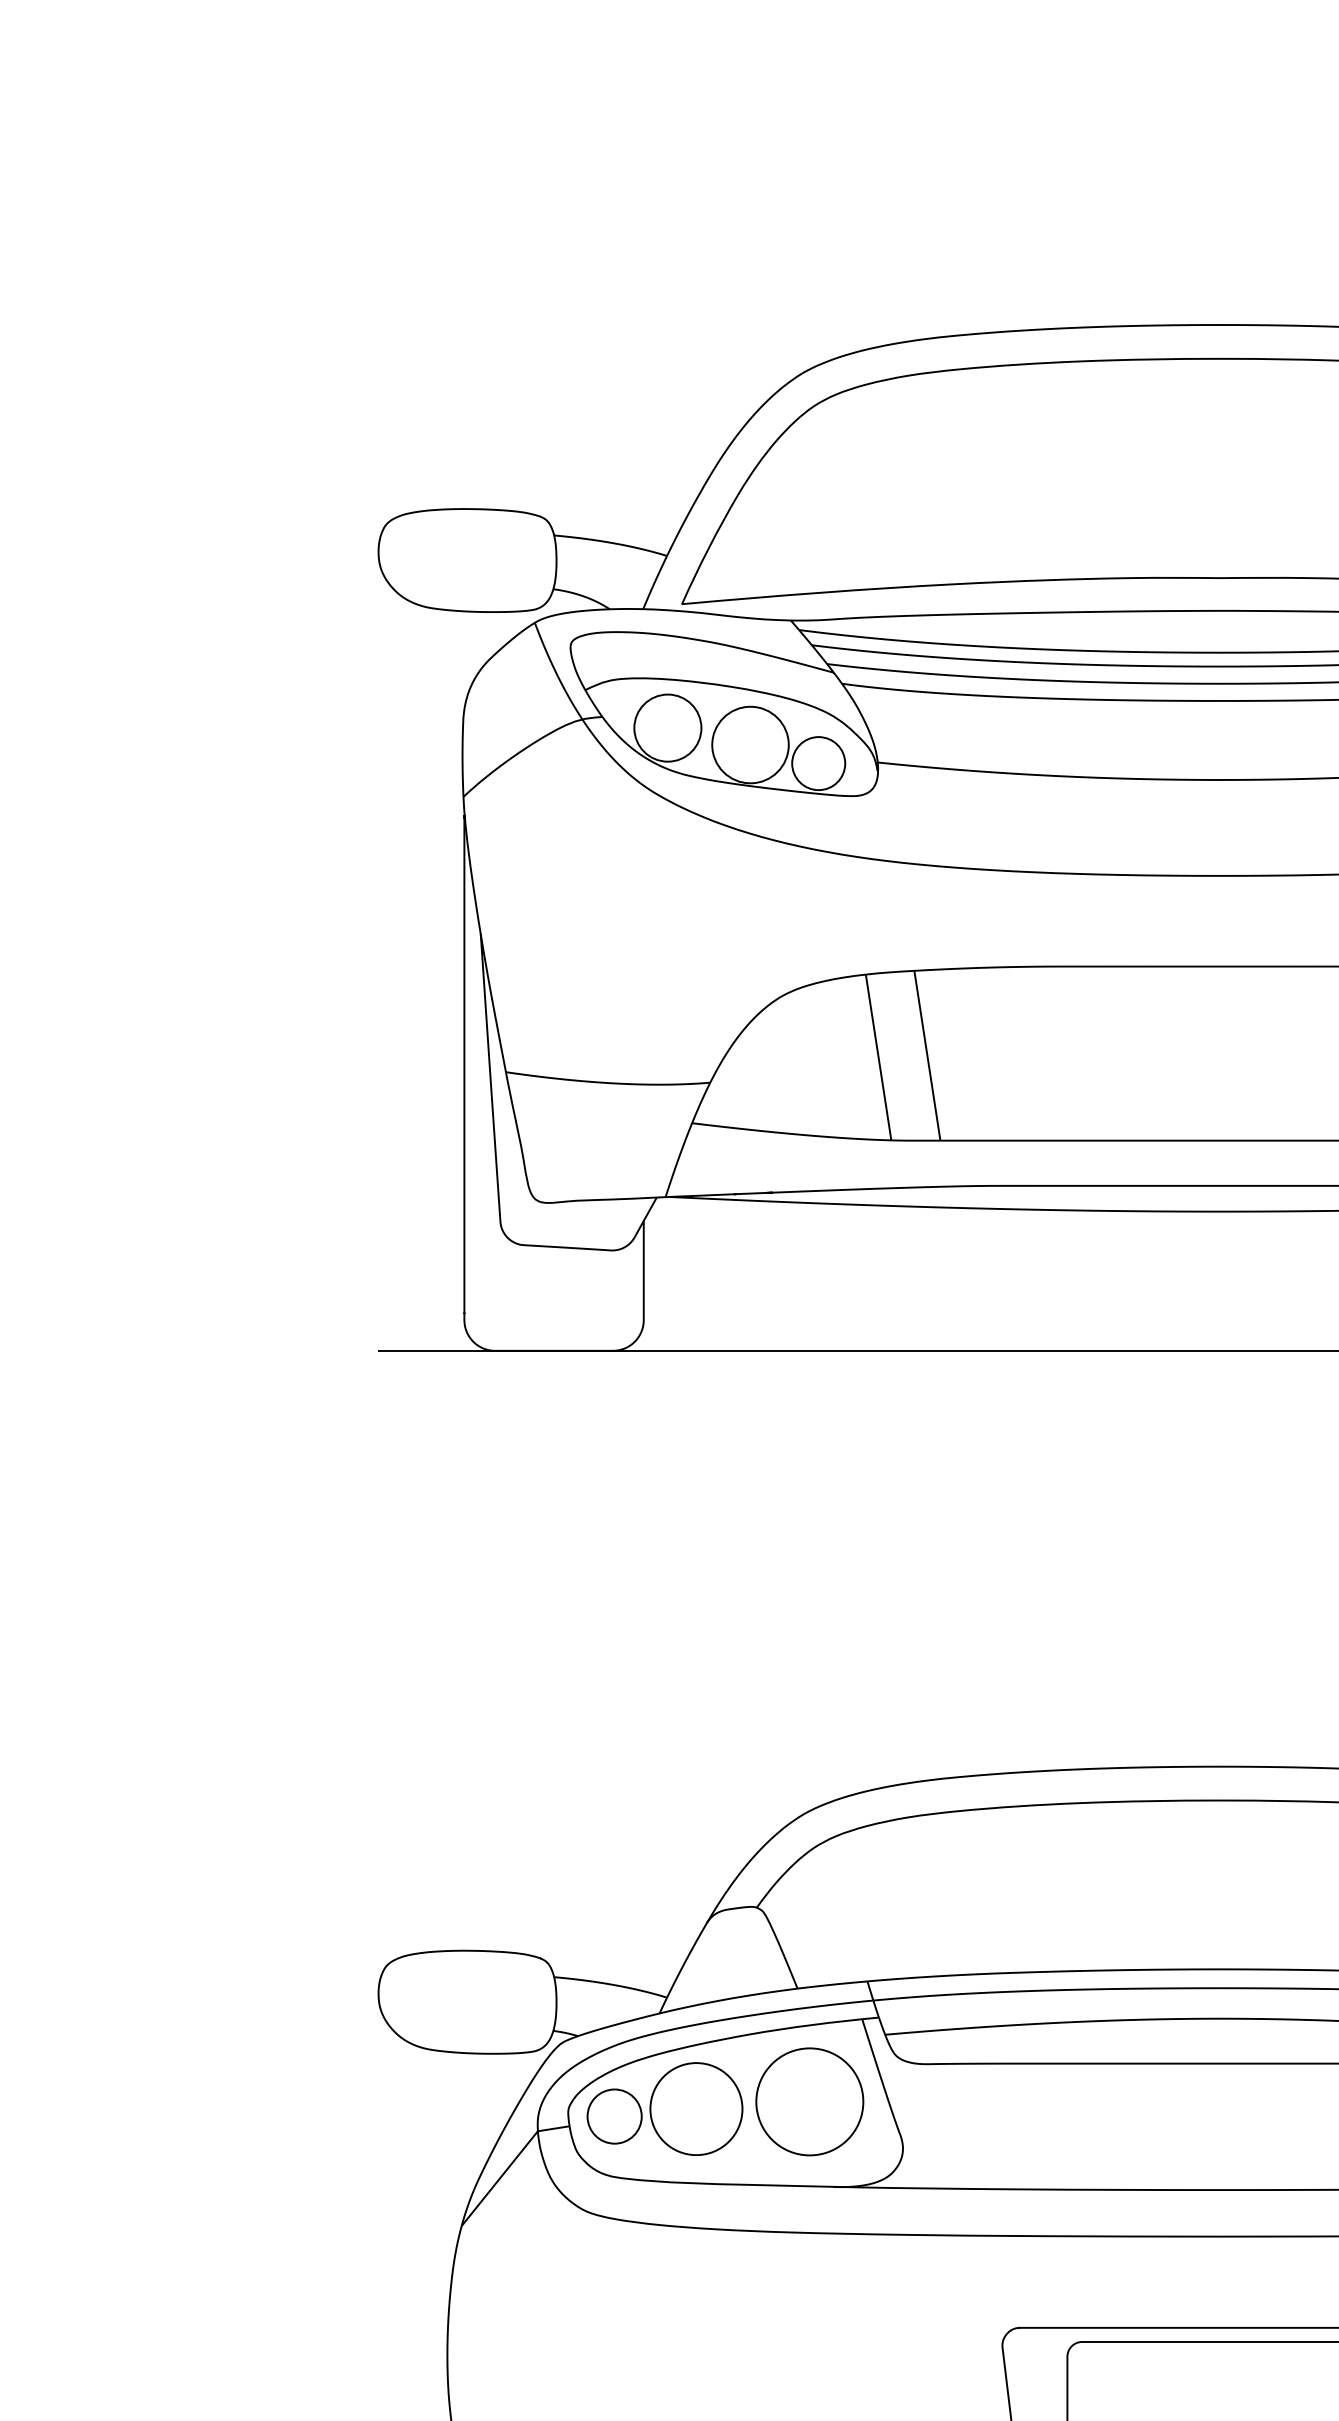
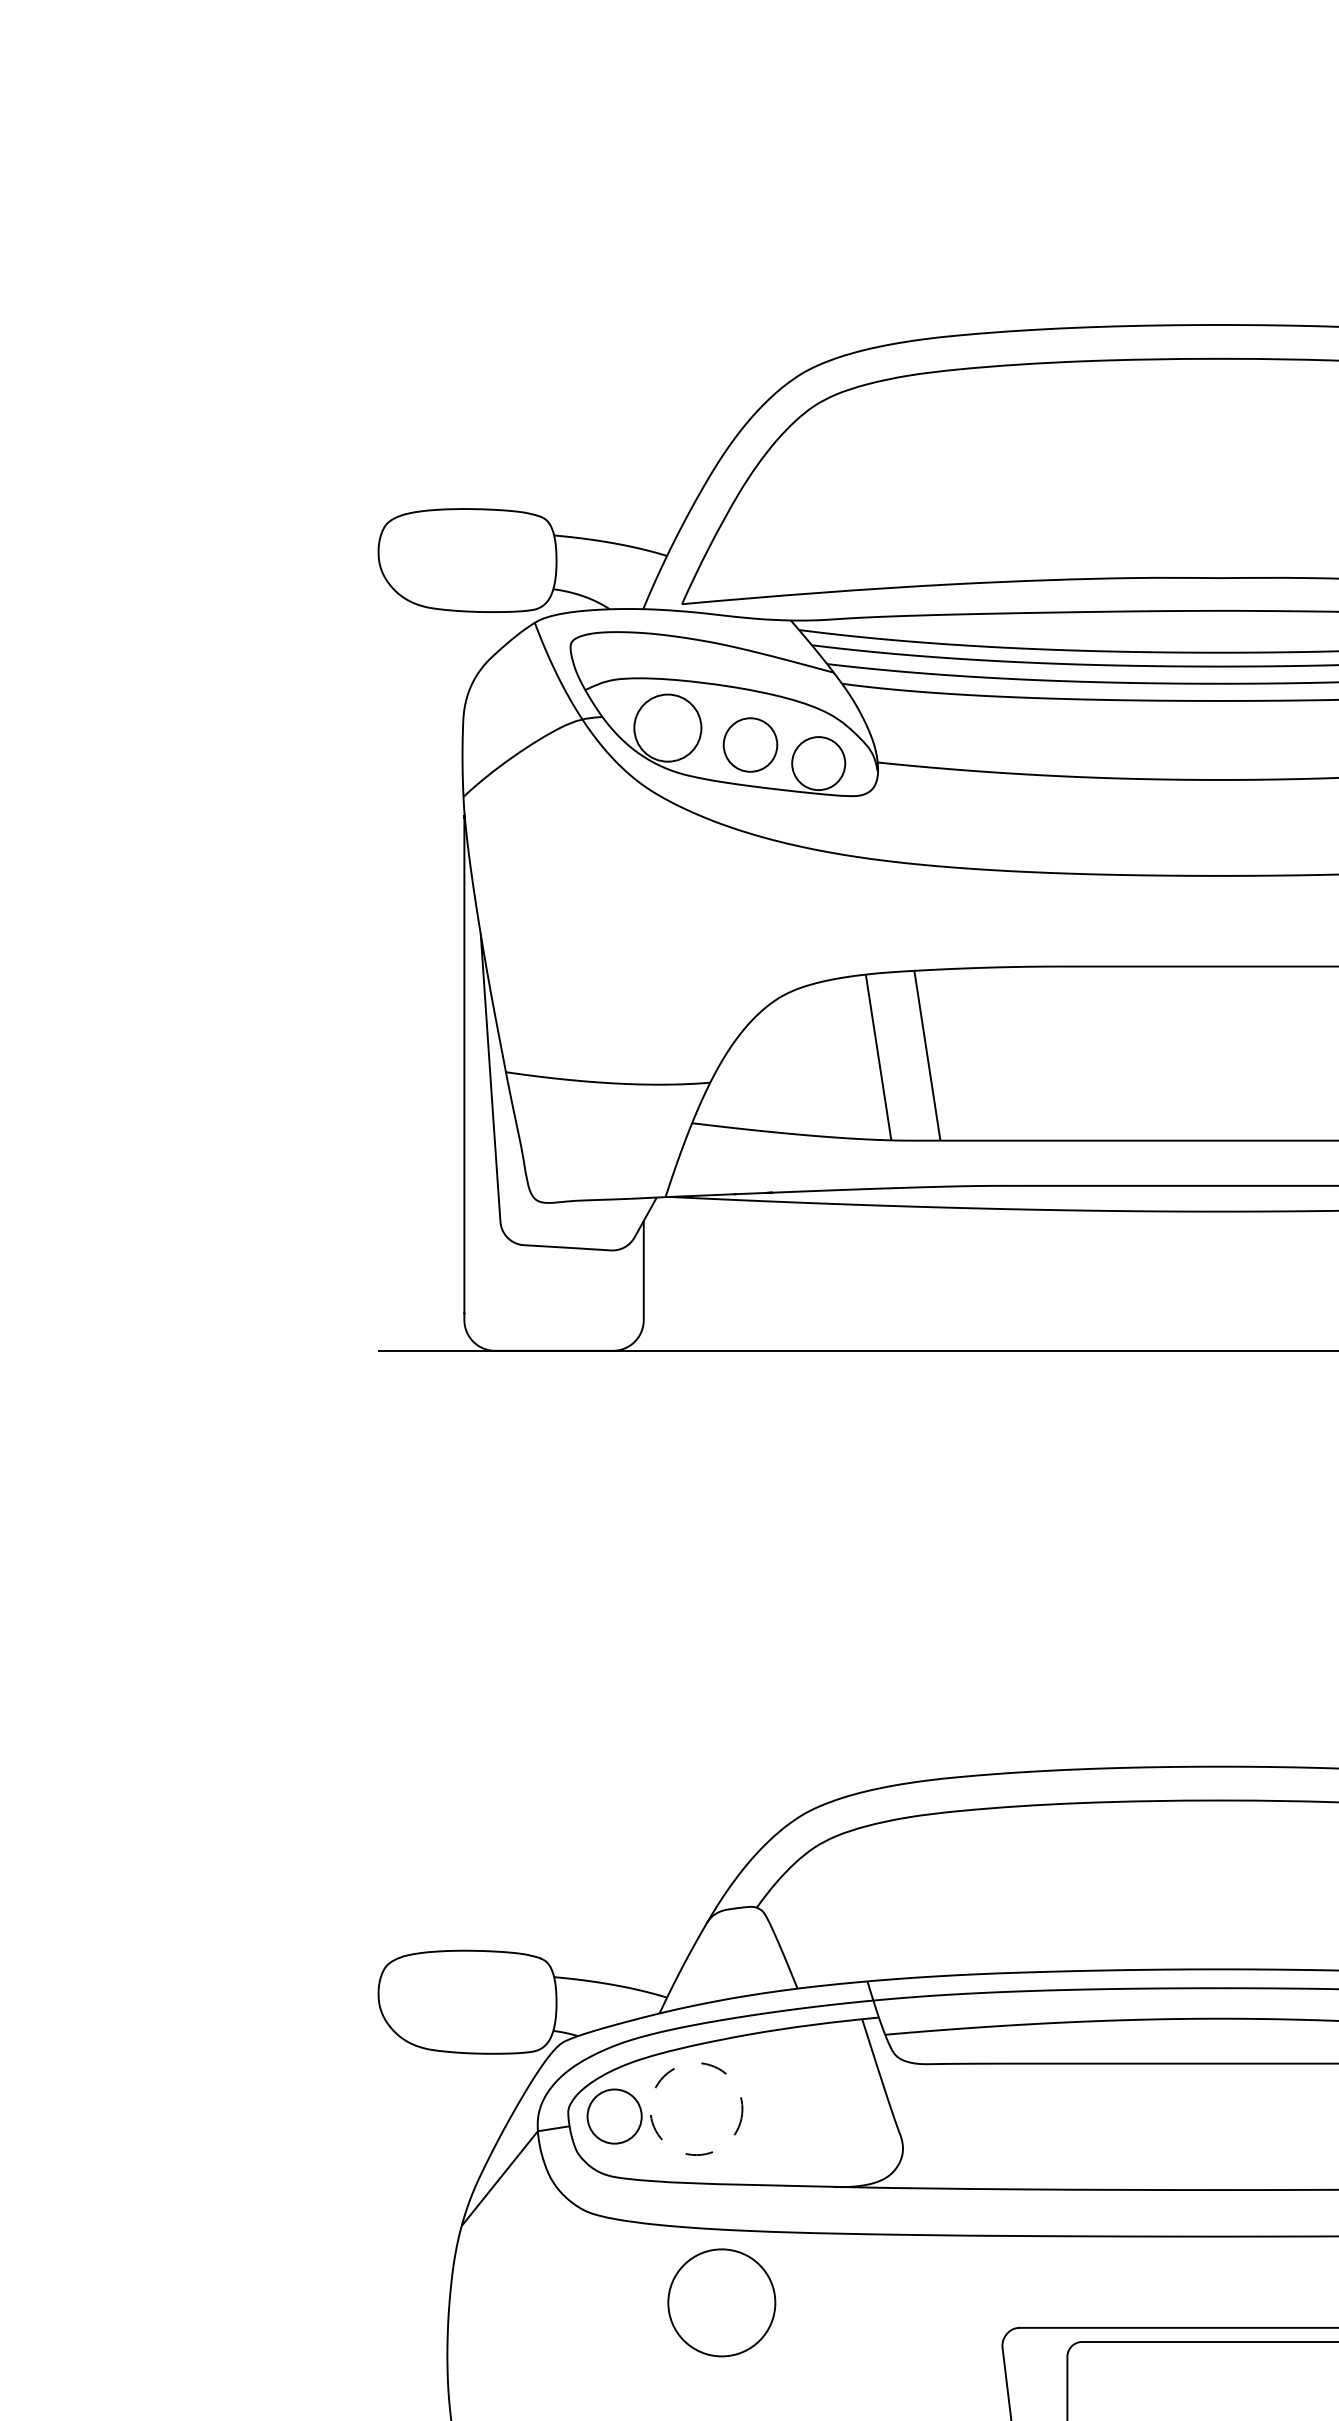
circle diameter: 77 px -> 54 px (750, 744)
circle position: (809, 2101) -> (721, 2302) (721, 2302)
circle: solid -> dashed (696, 2109)
